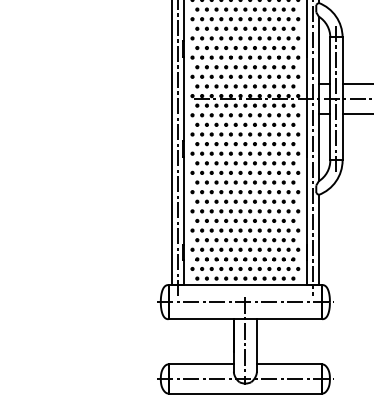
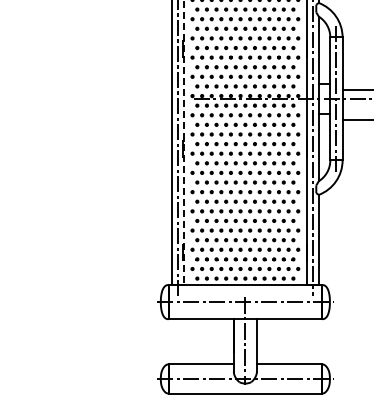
line position: (356, 84) -> (356, 90) (356, 90)
line position: (356, 113) -> (356, 119) (356, 119)
line: solid -> dashed (183, 143)
